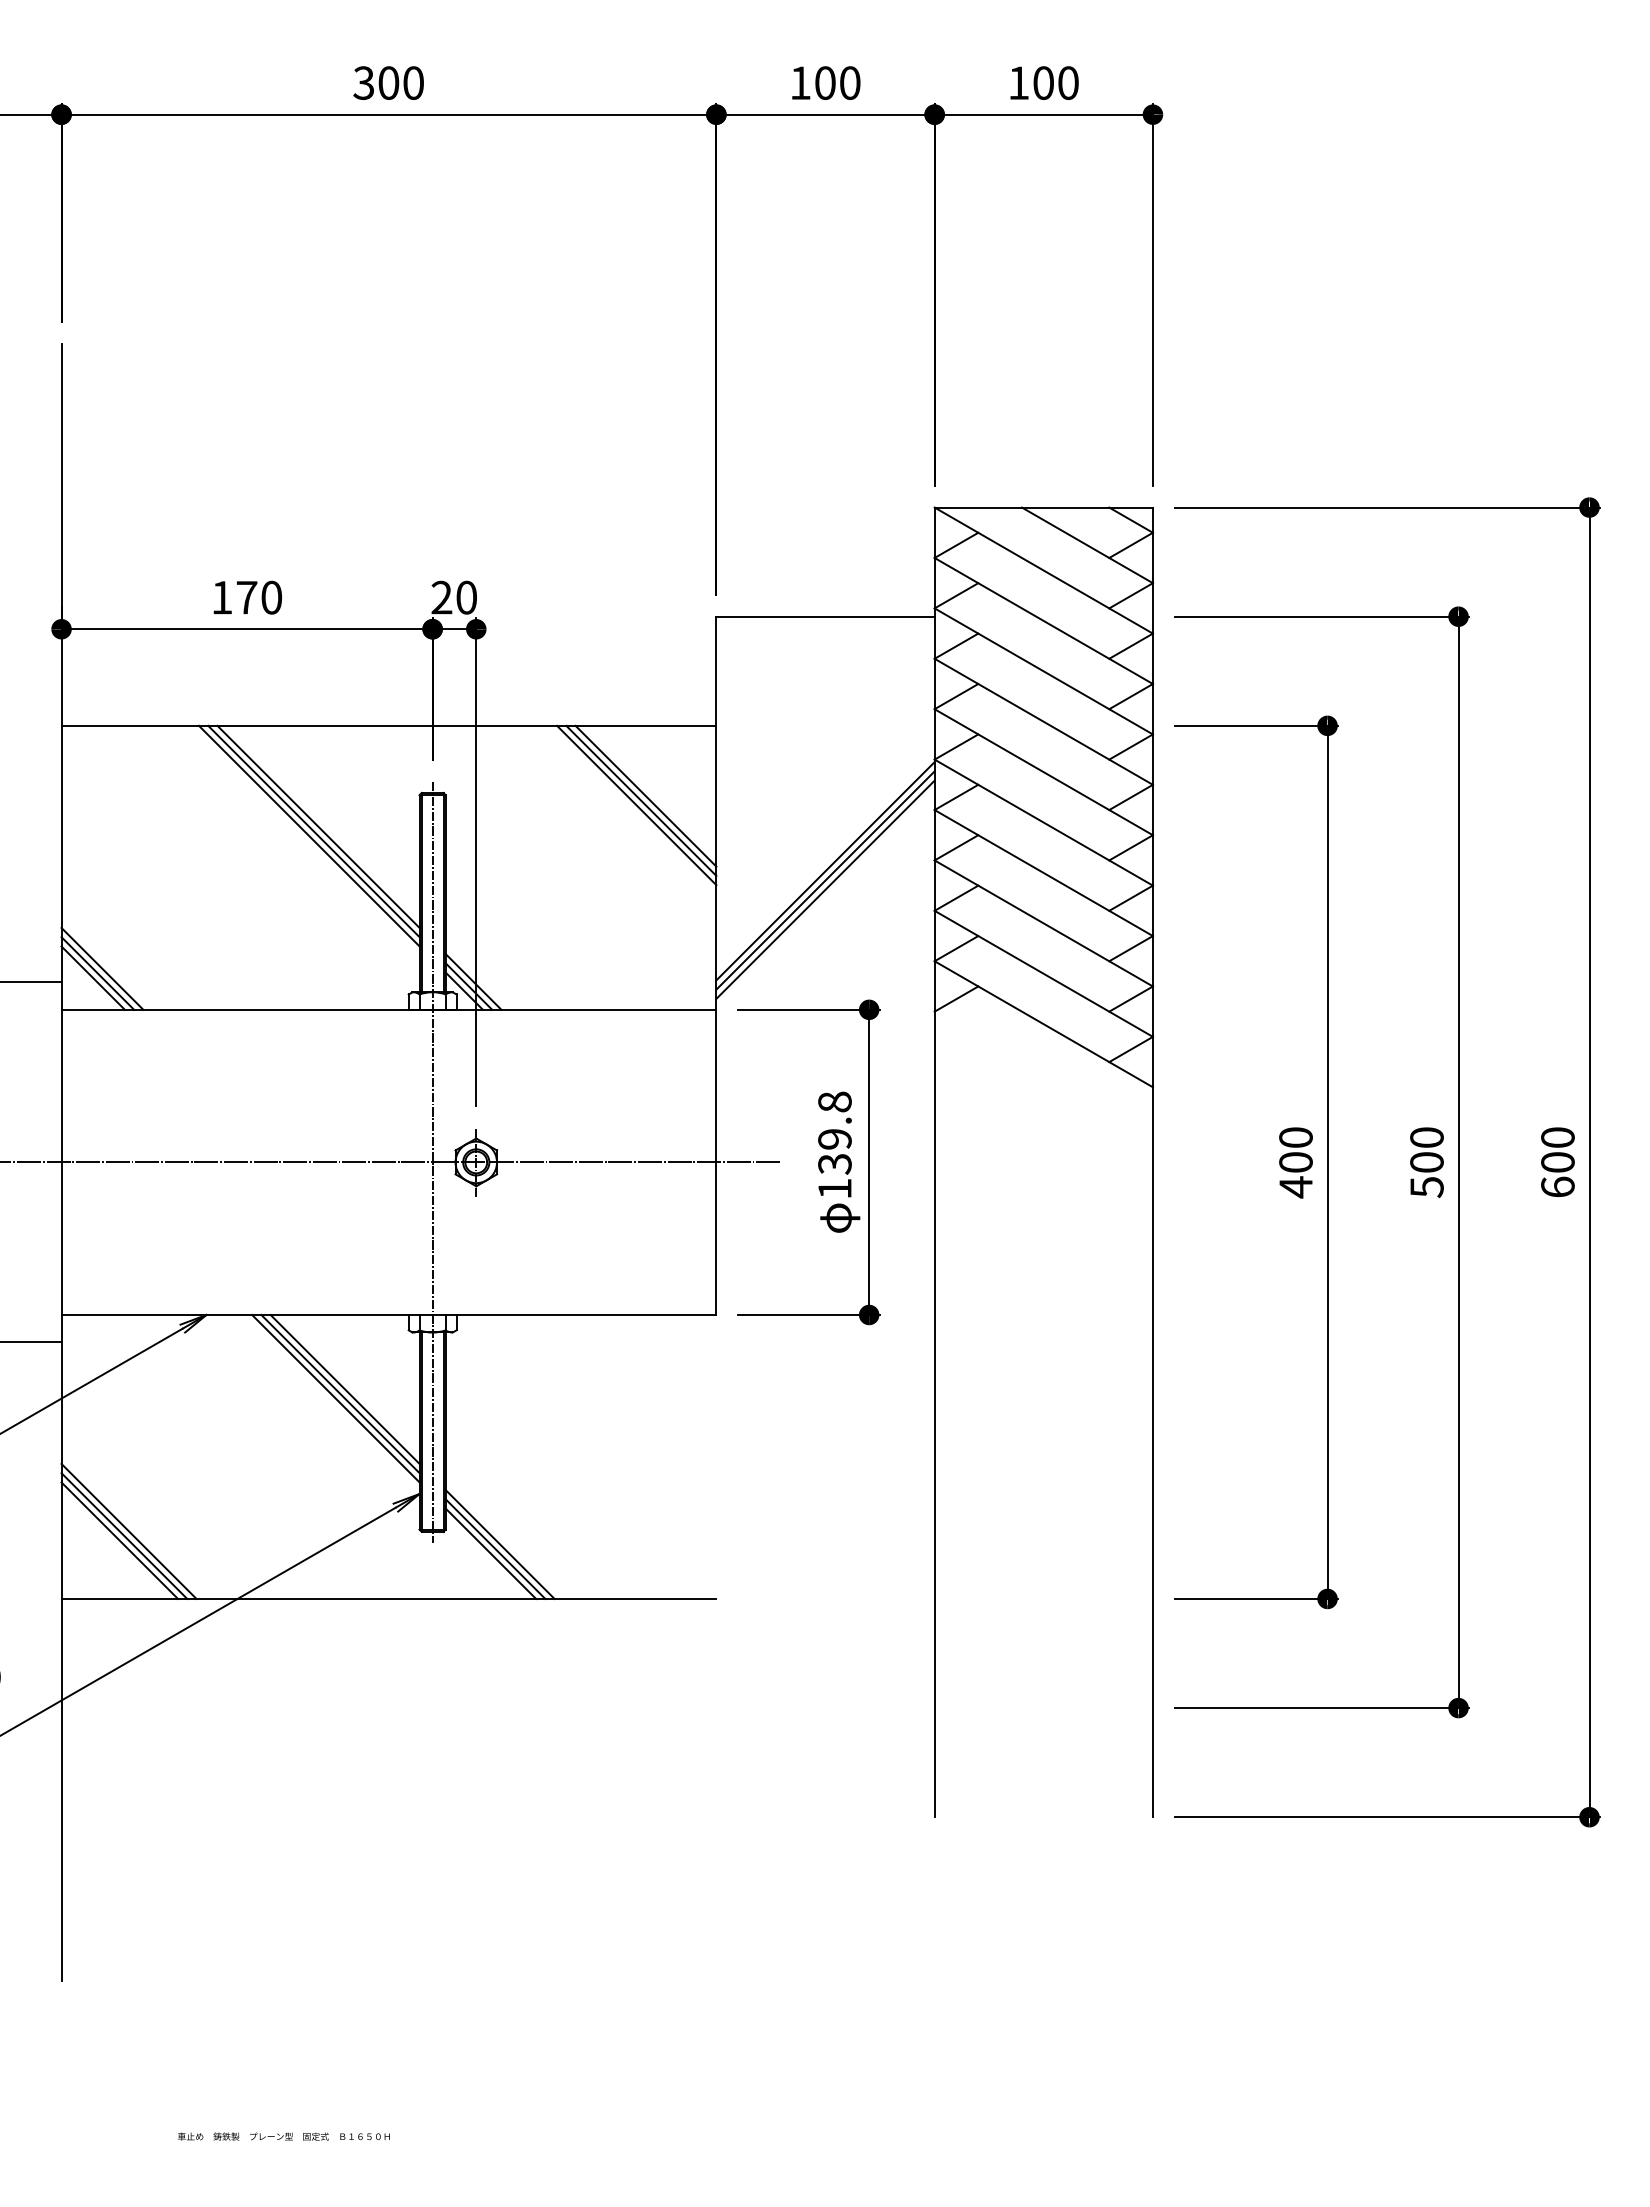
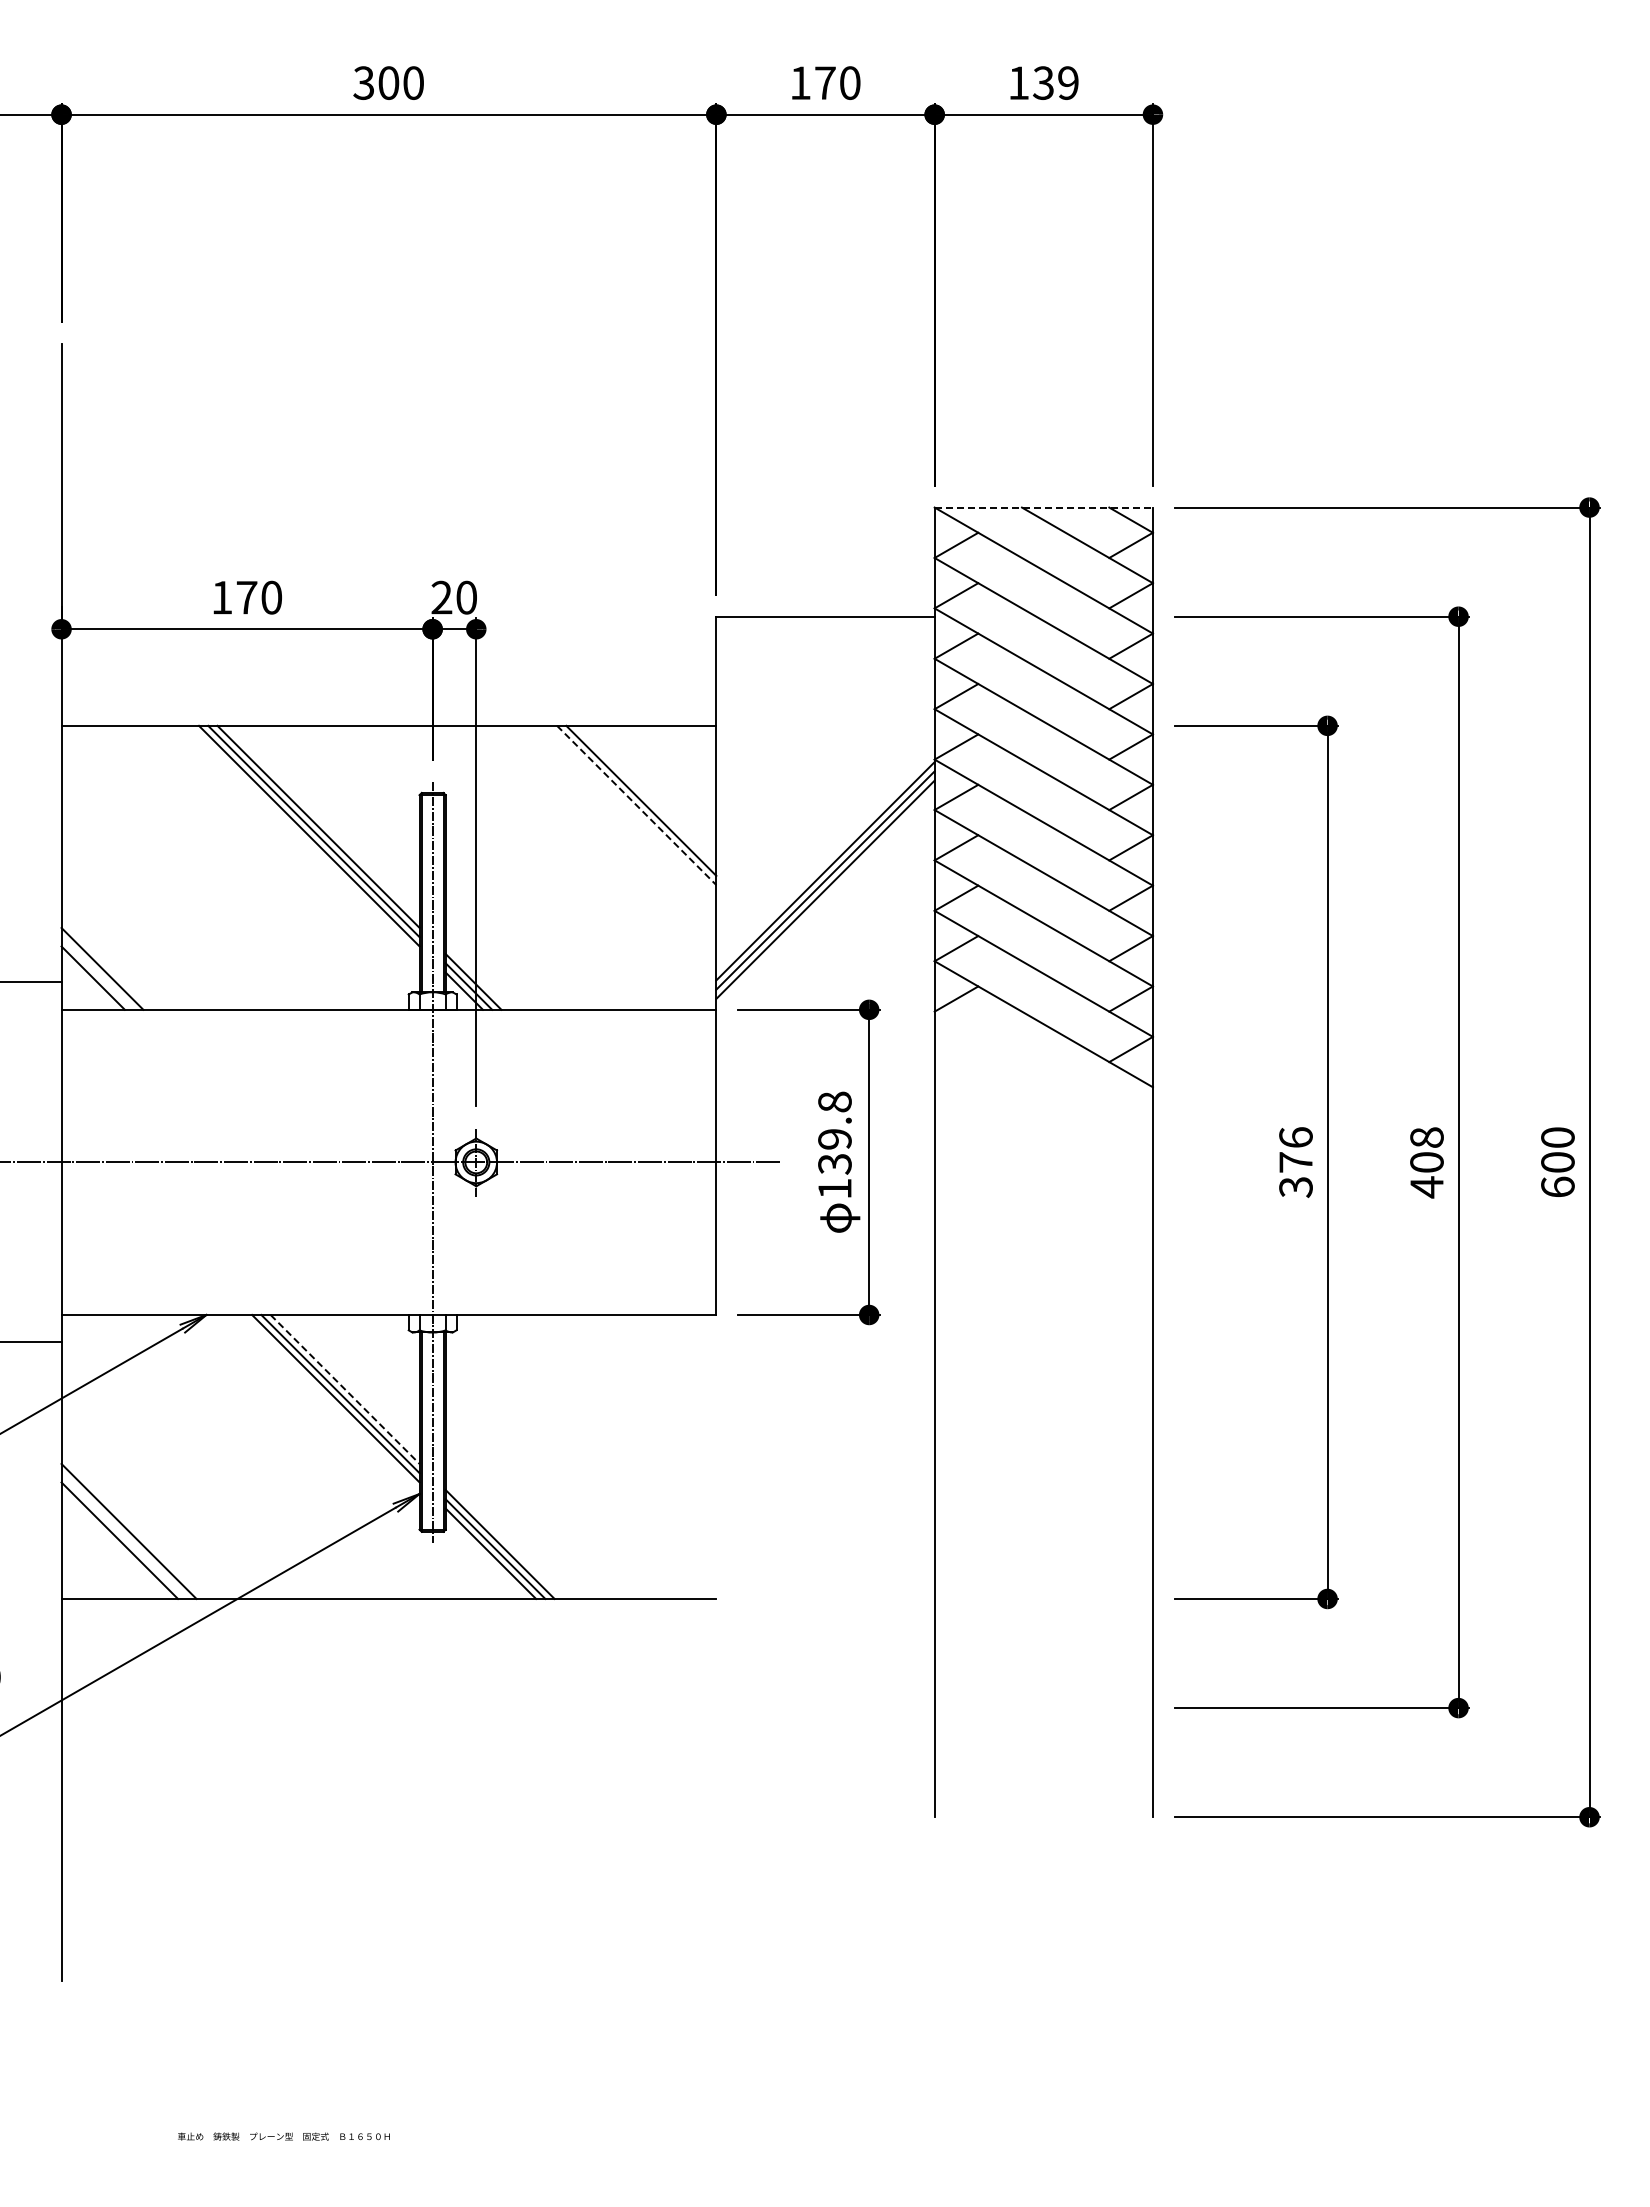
text: 100 -> 170 (825, 82)
text: 100 -> 139 (1055, 82)
line: solid -> dashed (1044, 507)
line: present -> none (645, 795)
line: solid -> dashed (636, 805)
line: present -> none (97, 973)
text: 400 -> 376 (1295, 1162)
text: 500 -> 408 (1426, 1162)
line: solid -> dashed (345, 1389)
line: present -> none (124, 1535)
